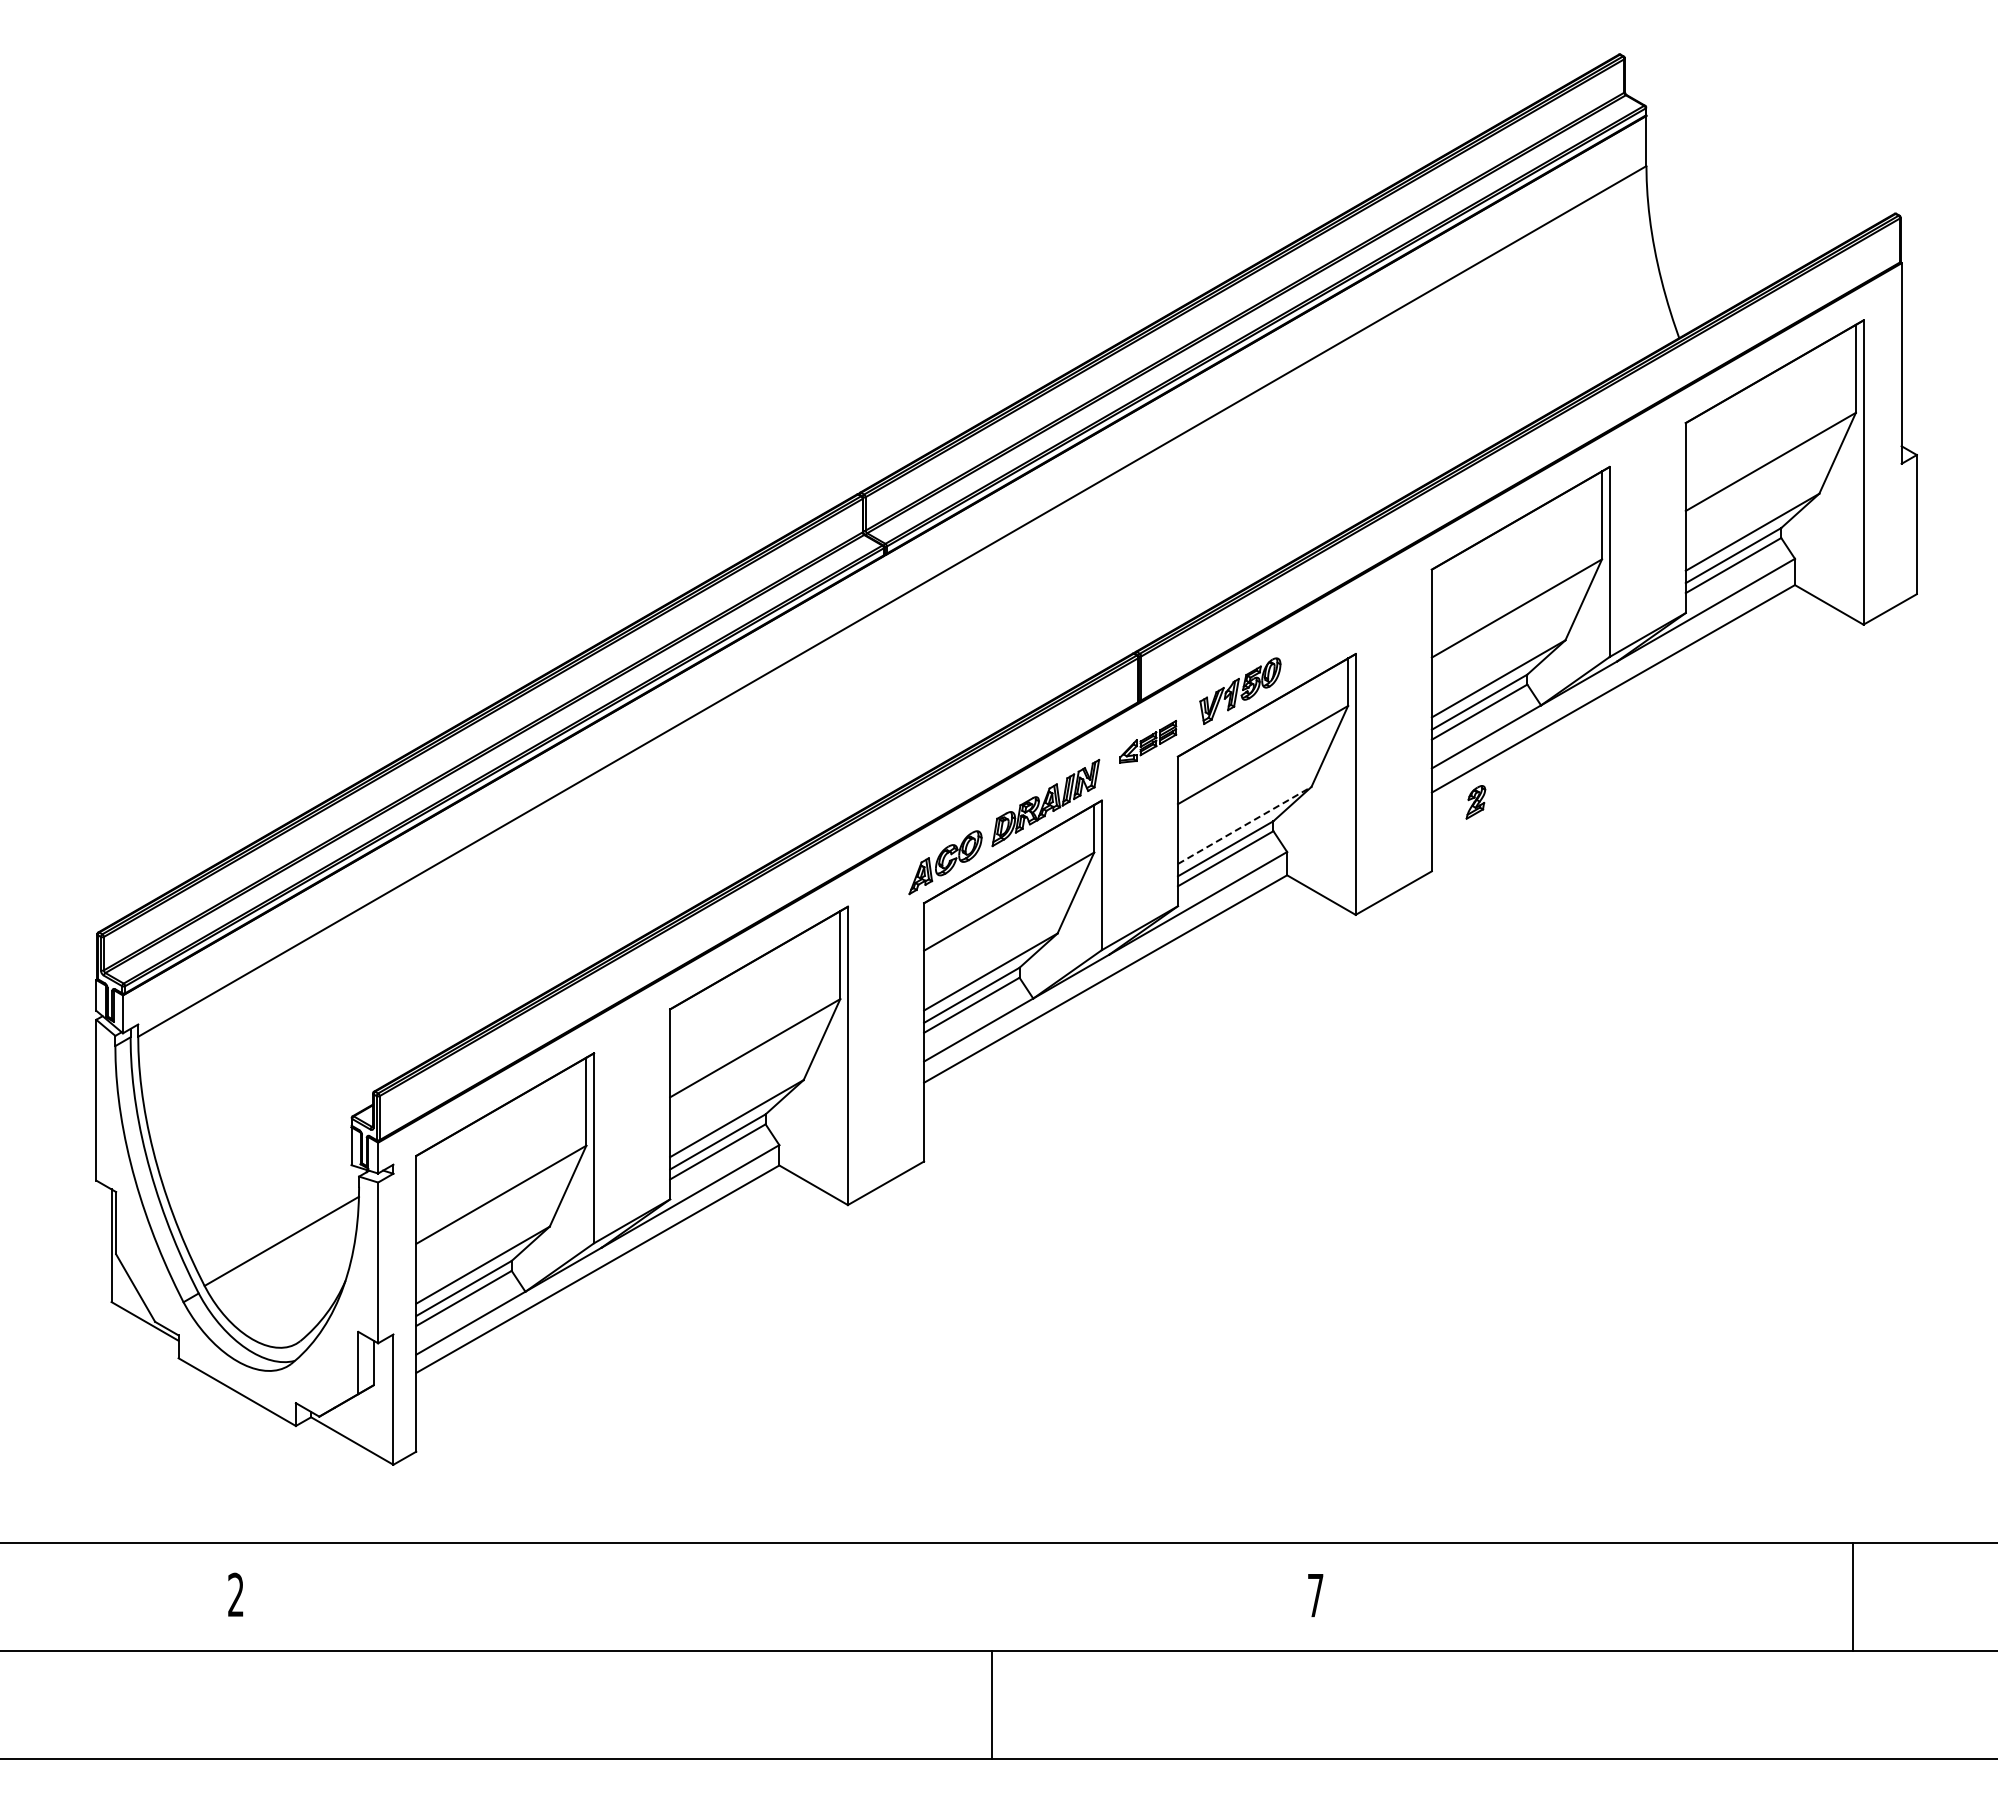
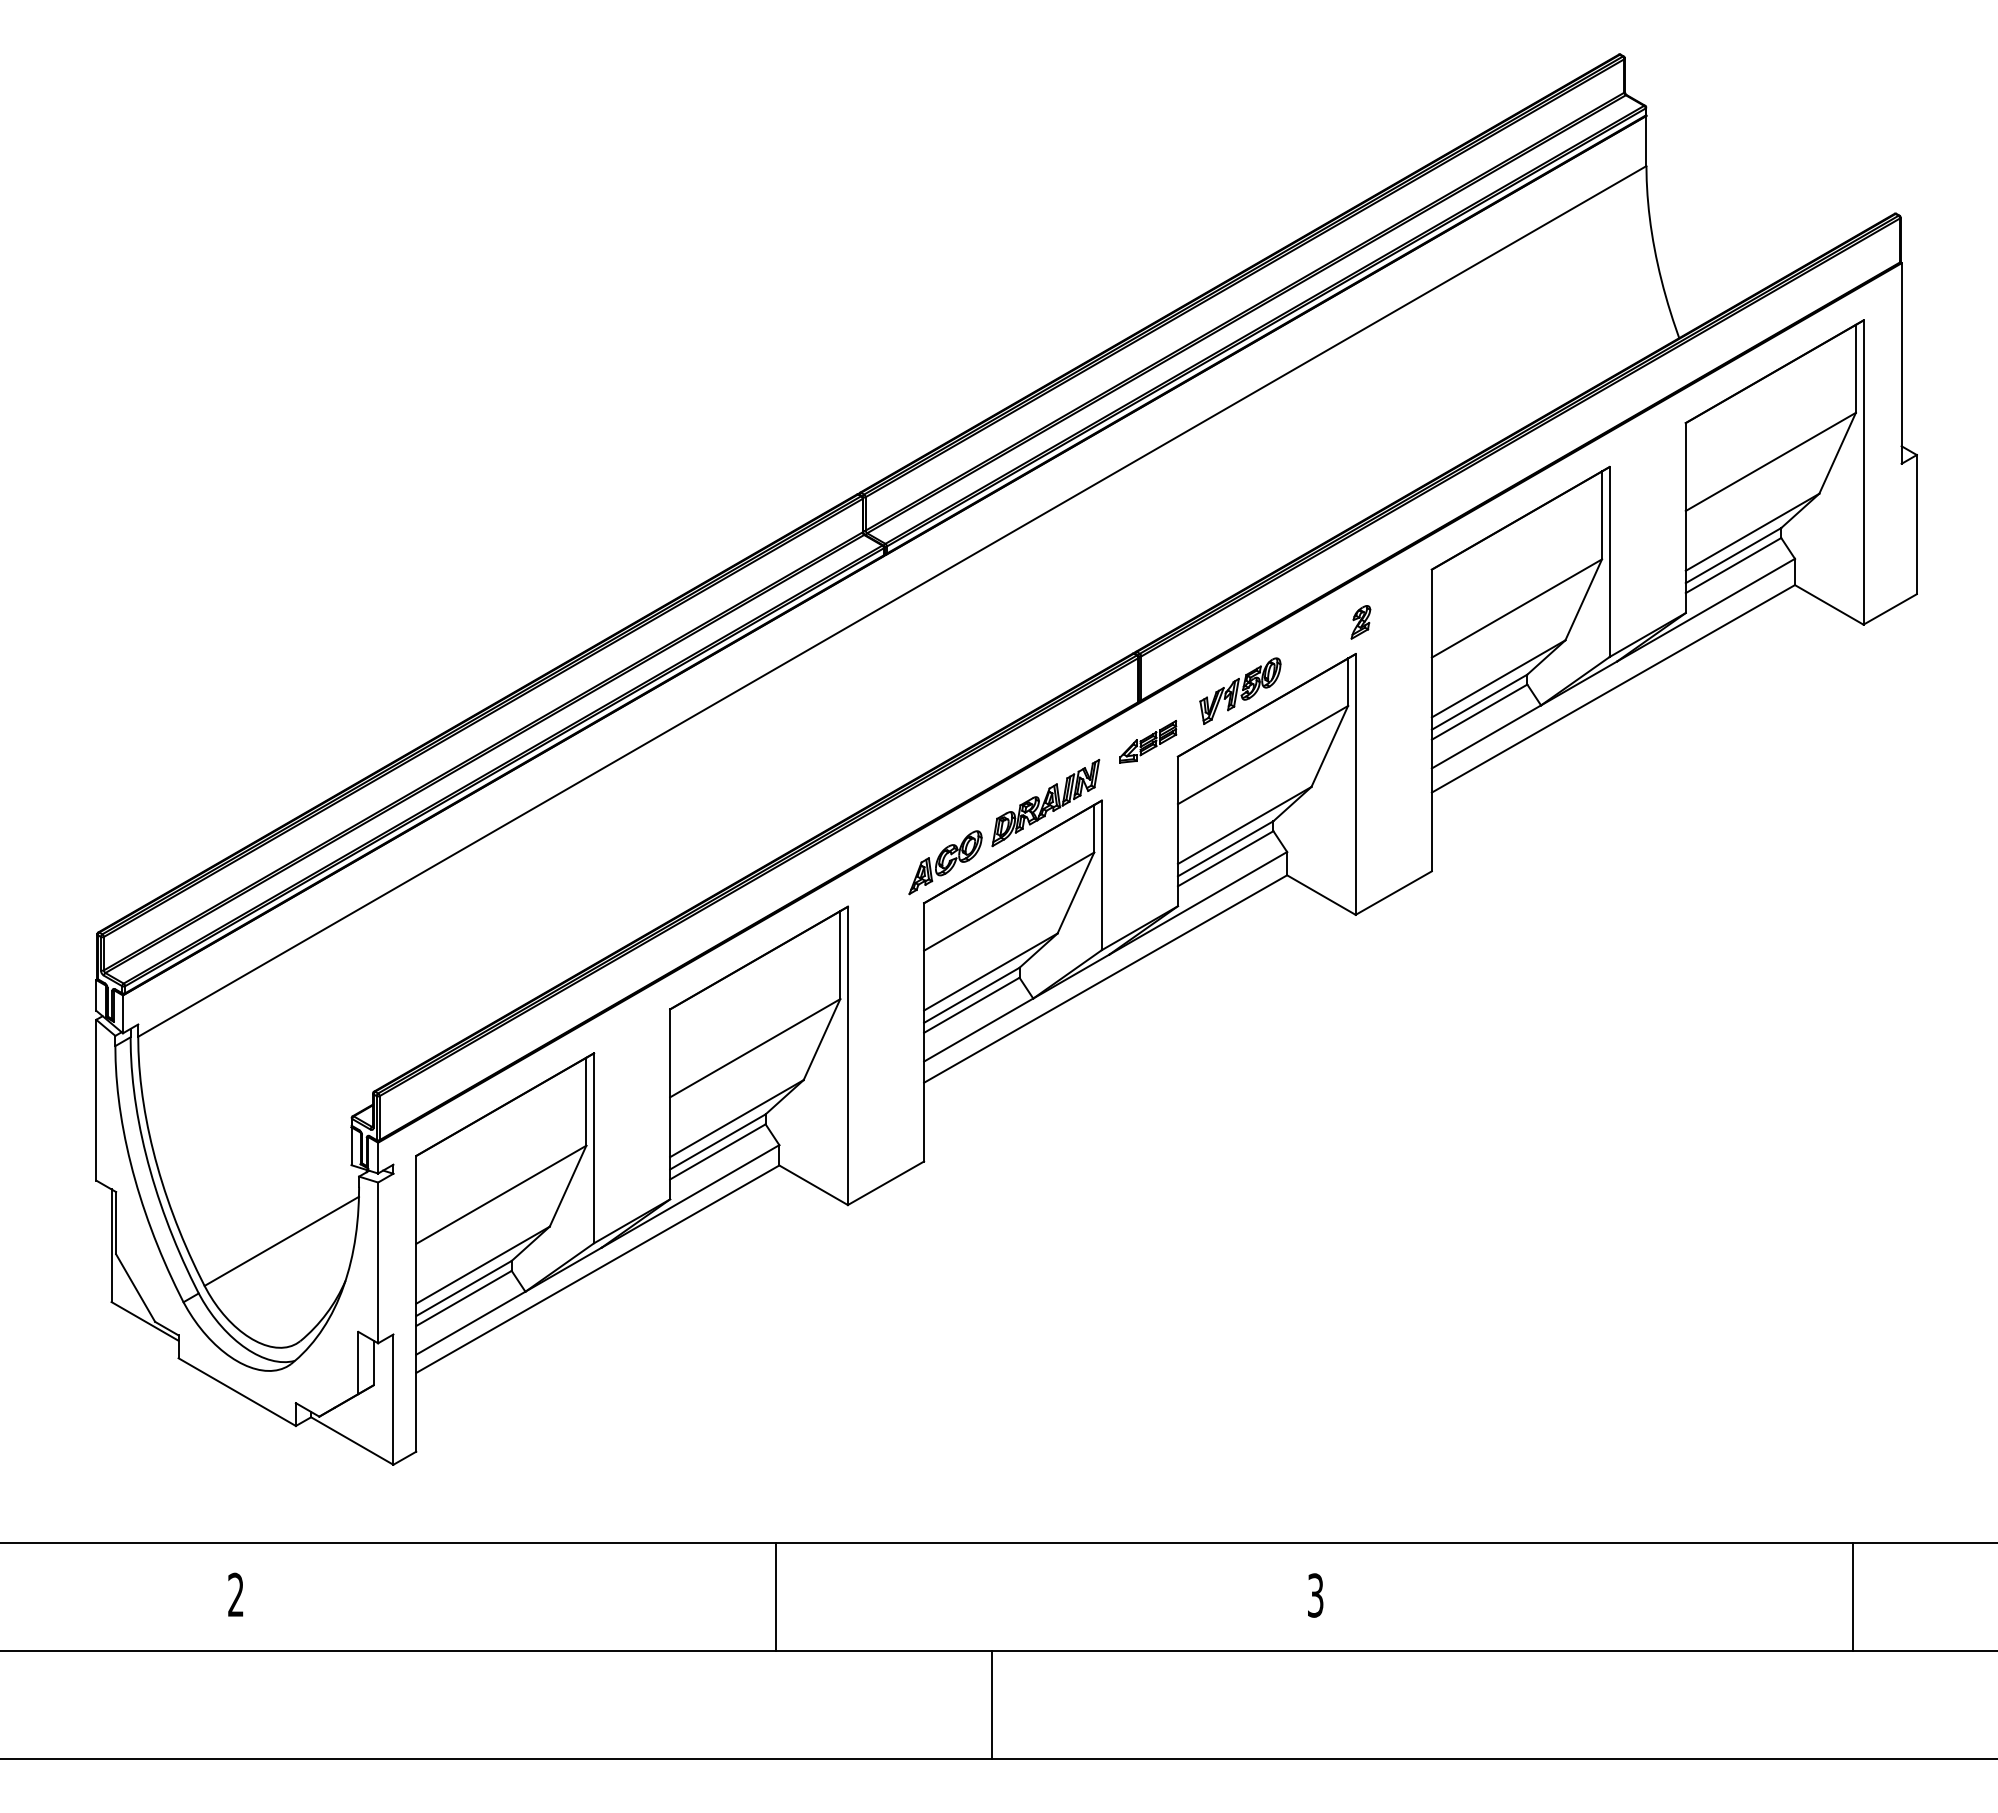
part position: (1475, 802) -> (1360, 622) (1360, 622)
line: dashed -> solid (1245, 825)
text: 7 -> 3 (1315, 1595)
line: none -> present (776, 1596)
